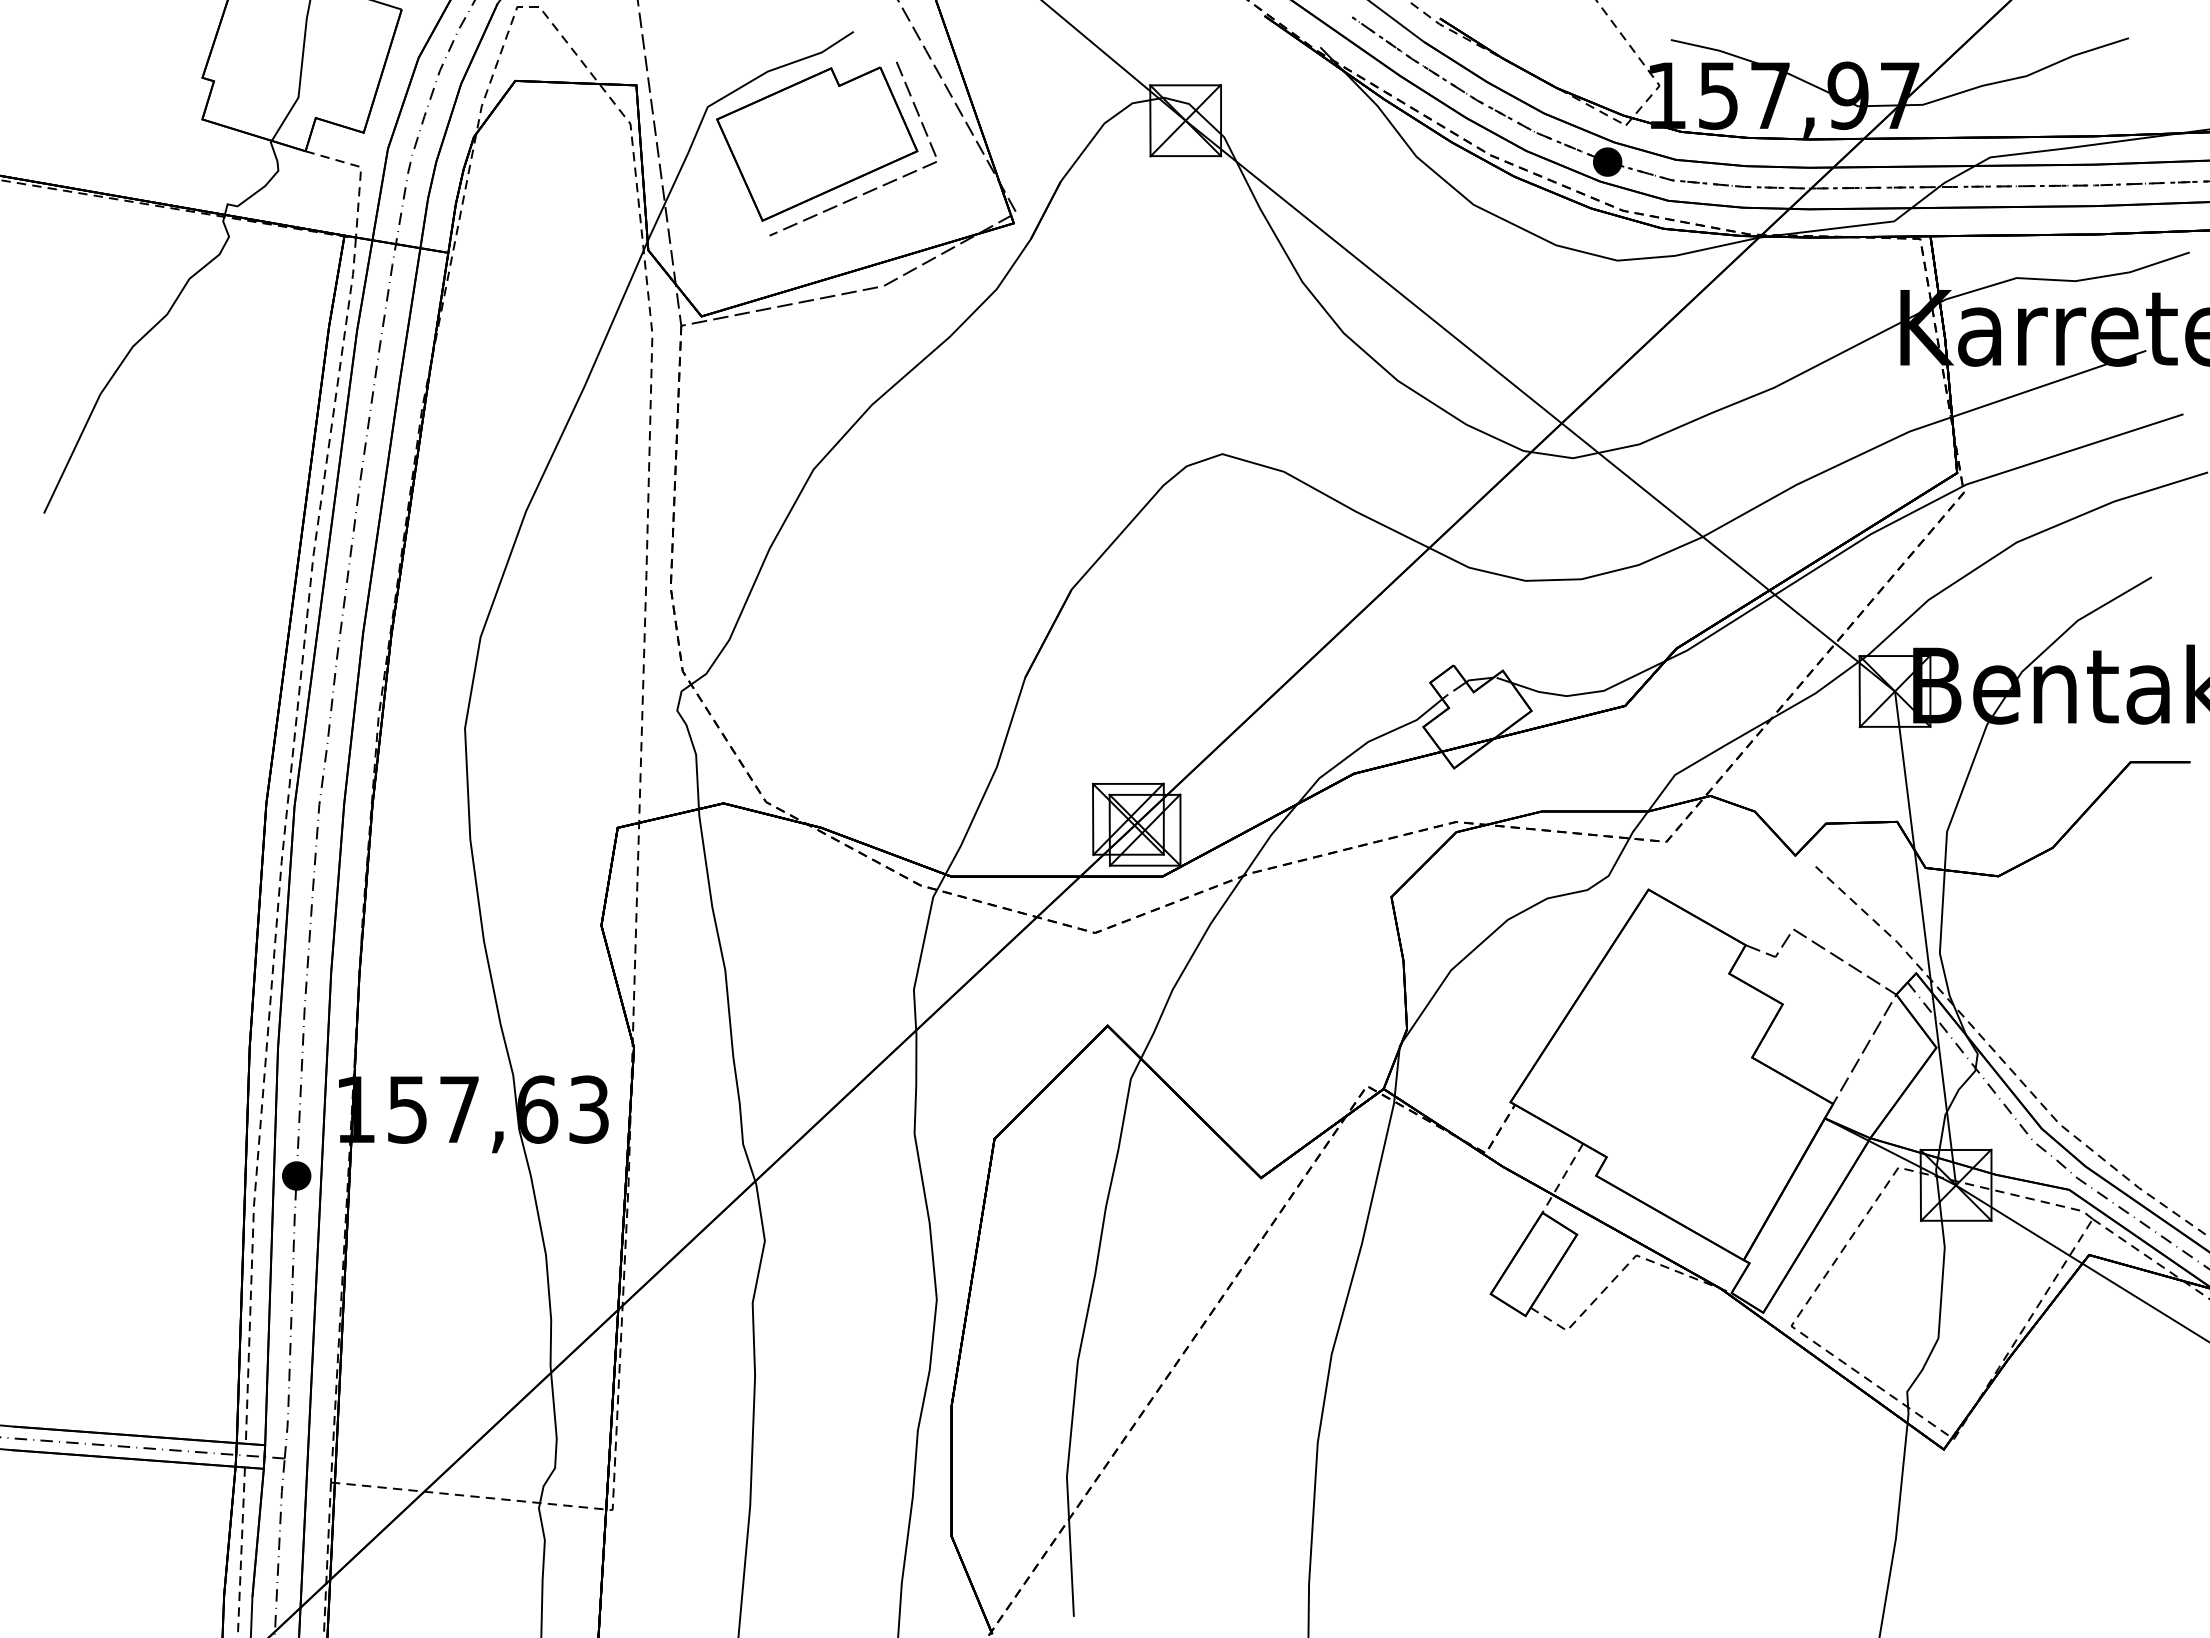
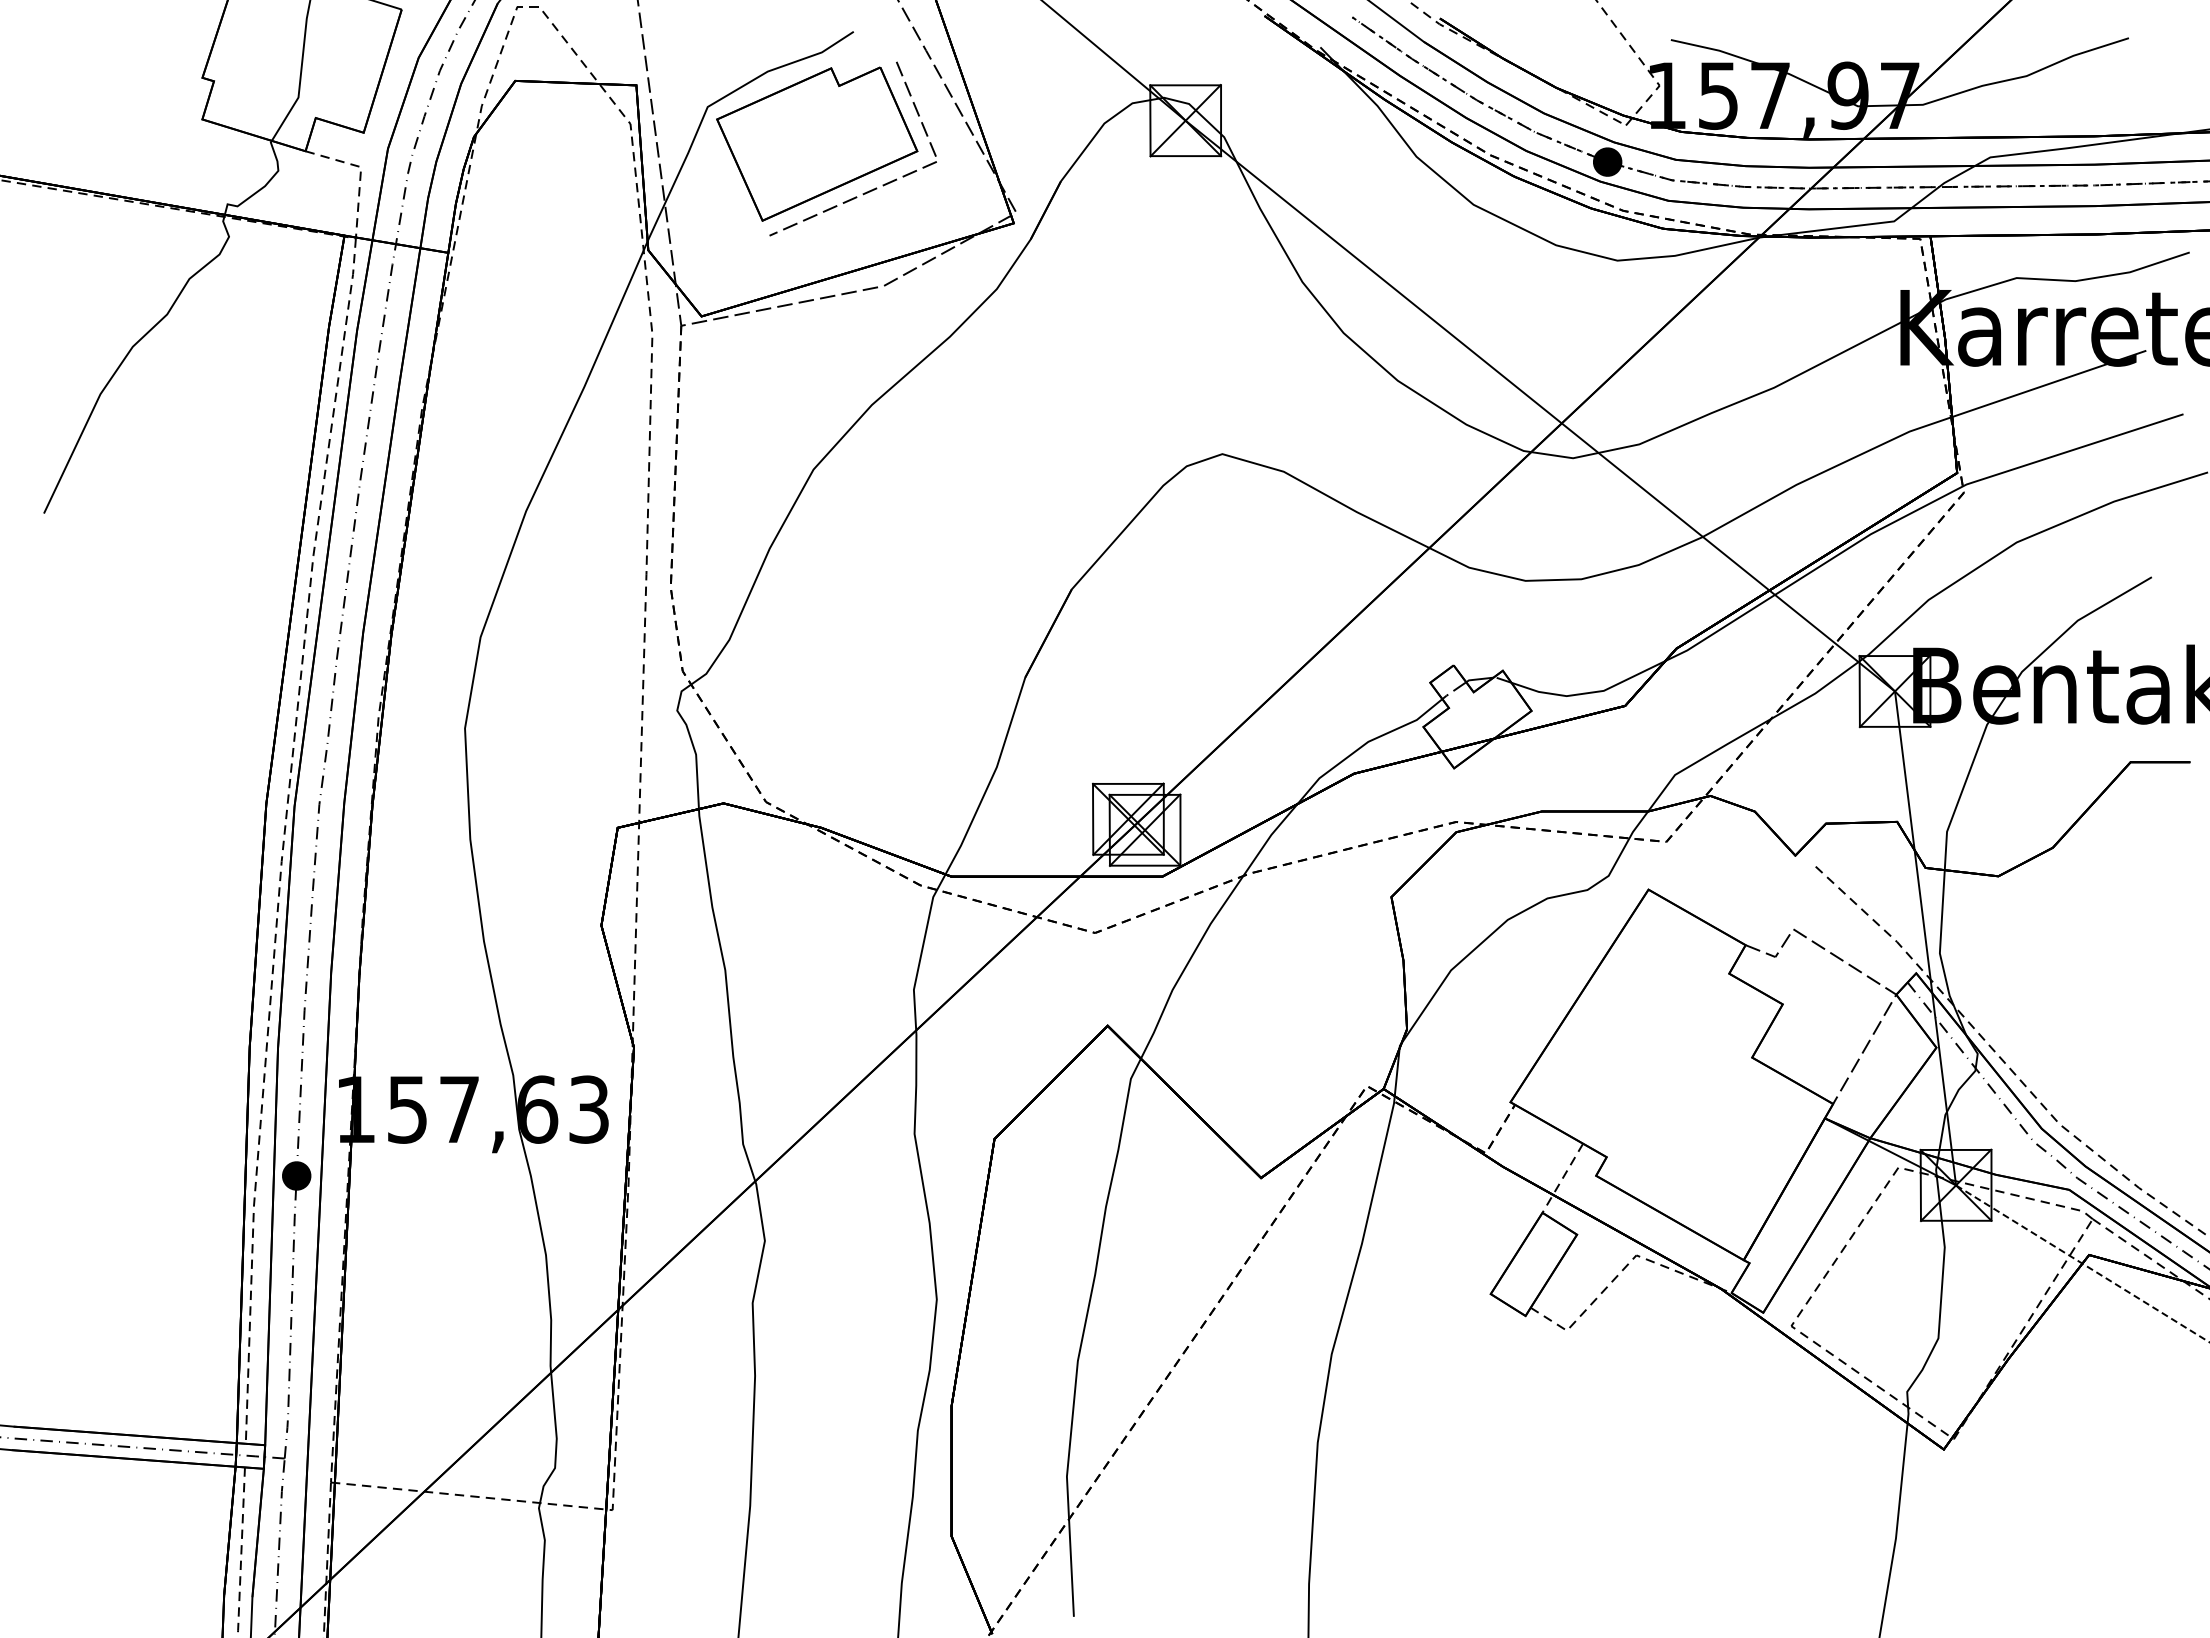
line: solid -> dashed (2082, 1263)
